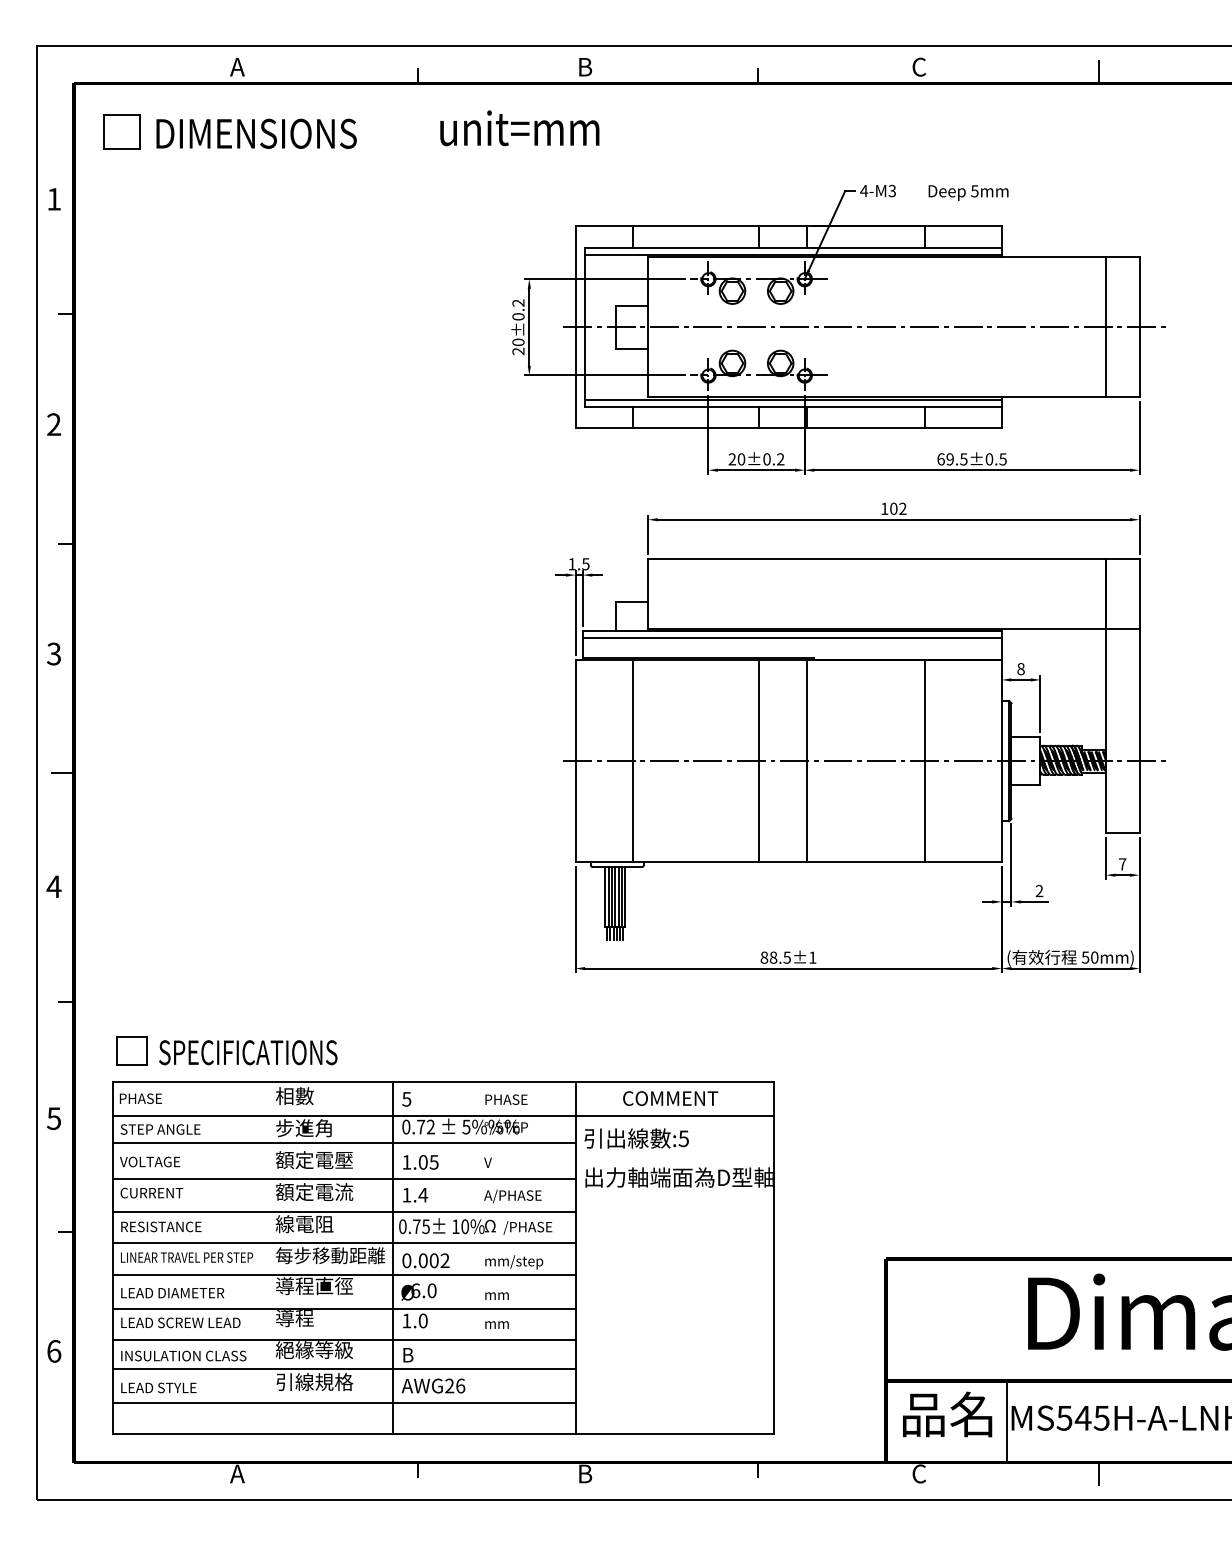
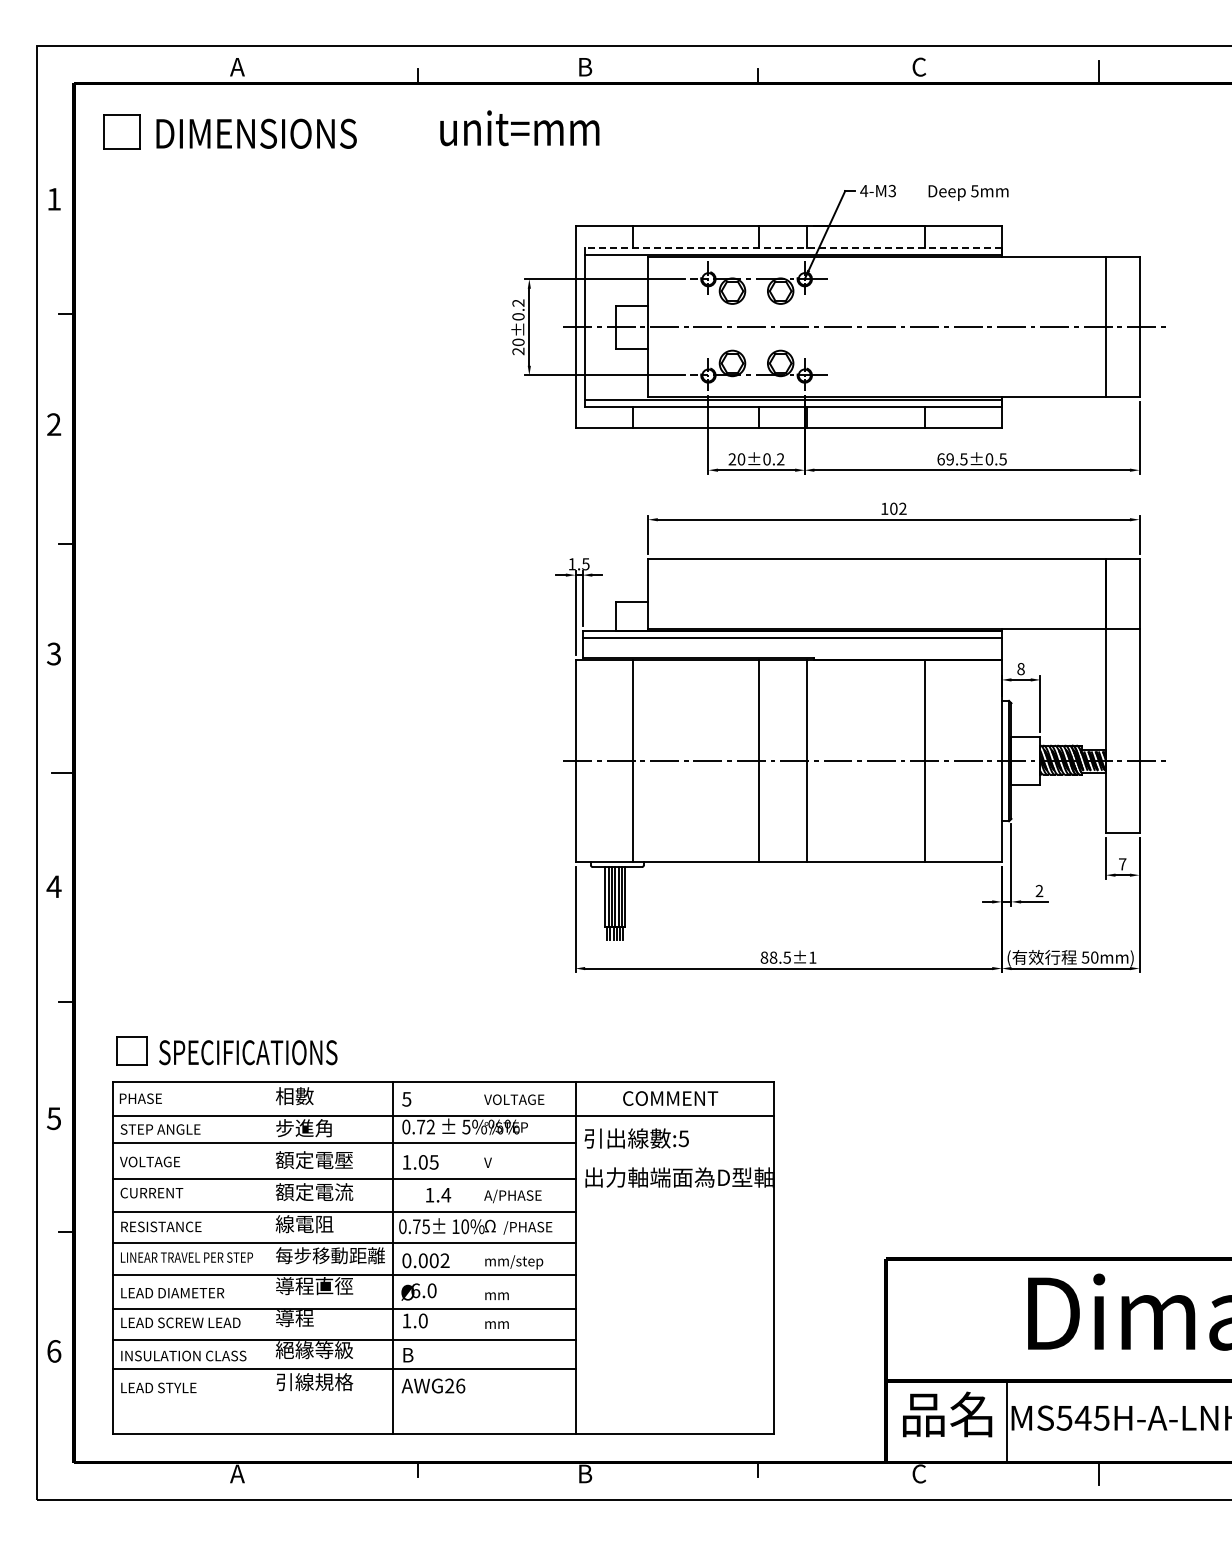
line: solid -> dashed (792, 247)
text: PHASE -> VOLTAGE (514, 1099)
text position: (415, 1195) -> (438, 1195) (438, 1195)
line: present -> none (344, 1402)
